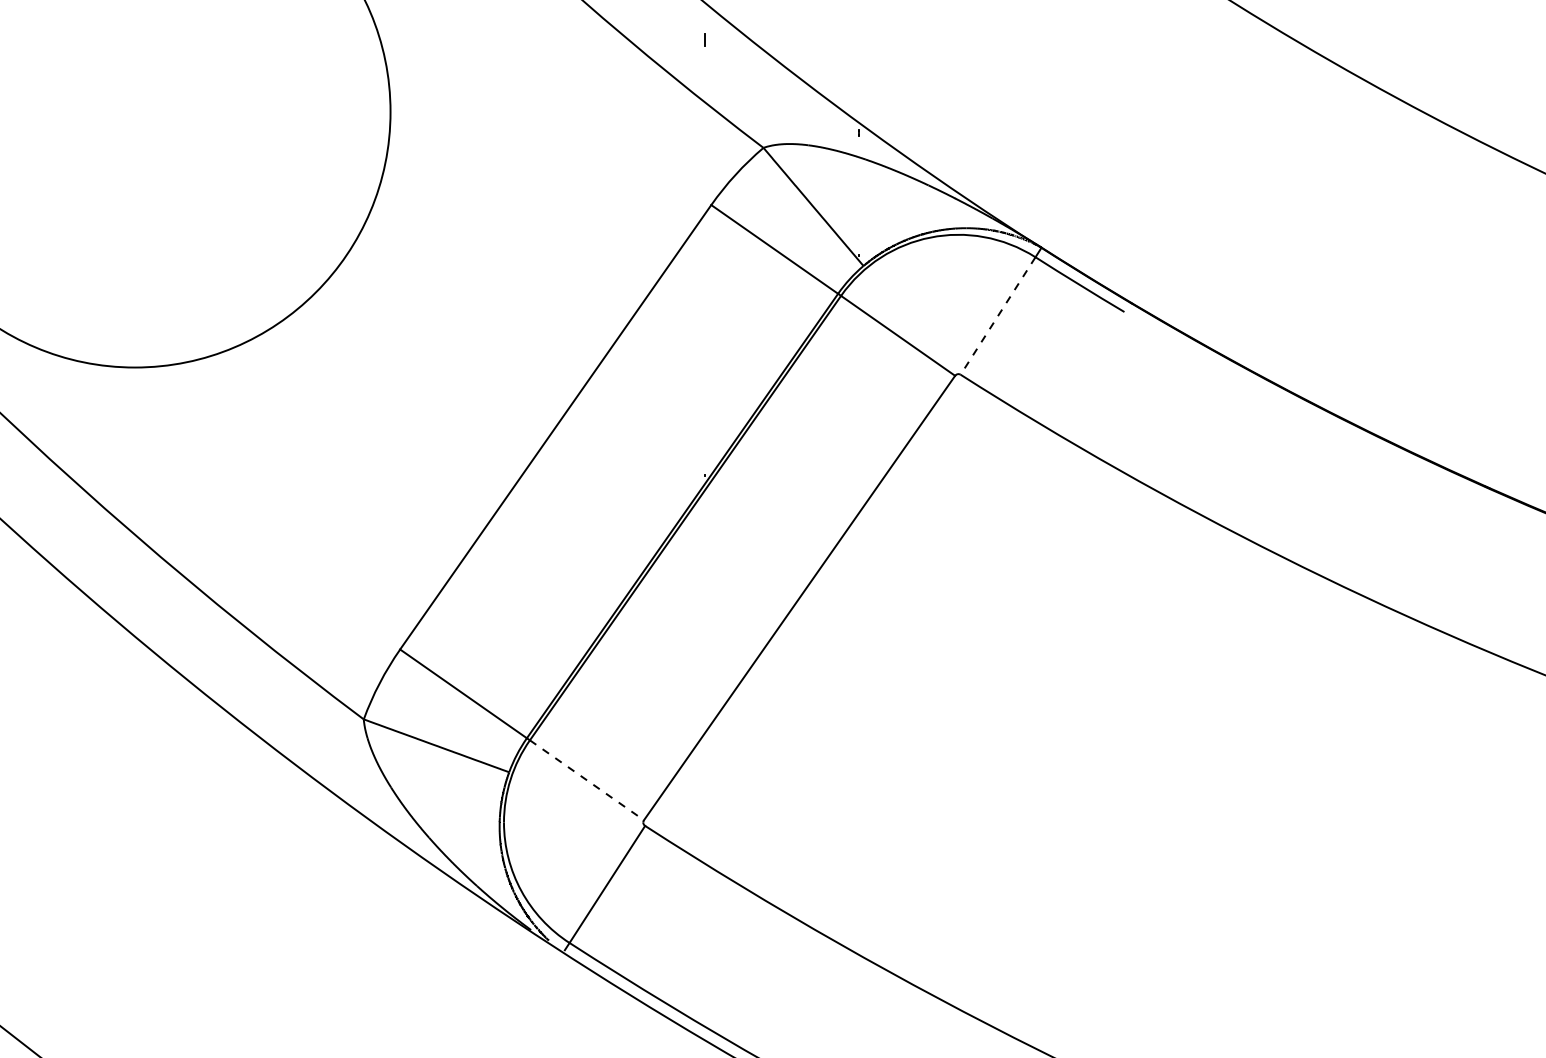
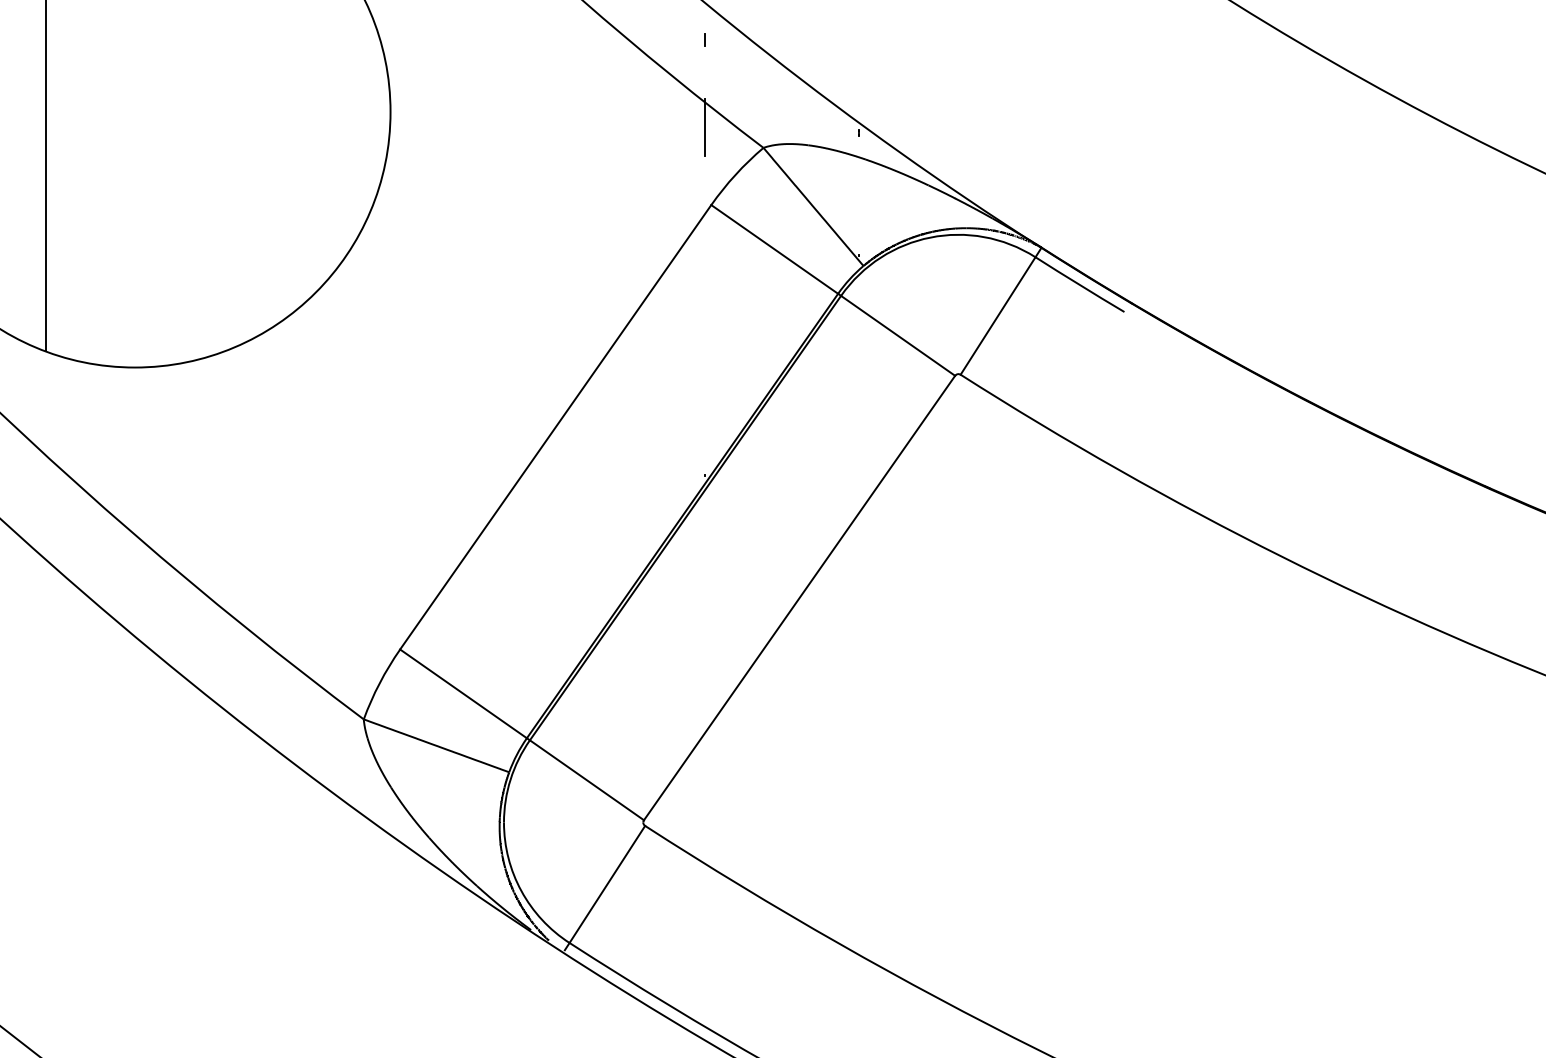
line: none -> present (704, 127)
line: none -> present (46, 176)
line: dashed -> solid (998, 316)
line: dashed -> solid (586, 780)
